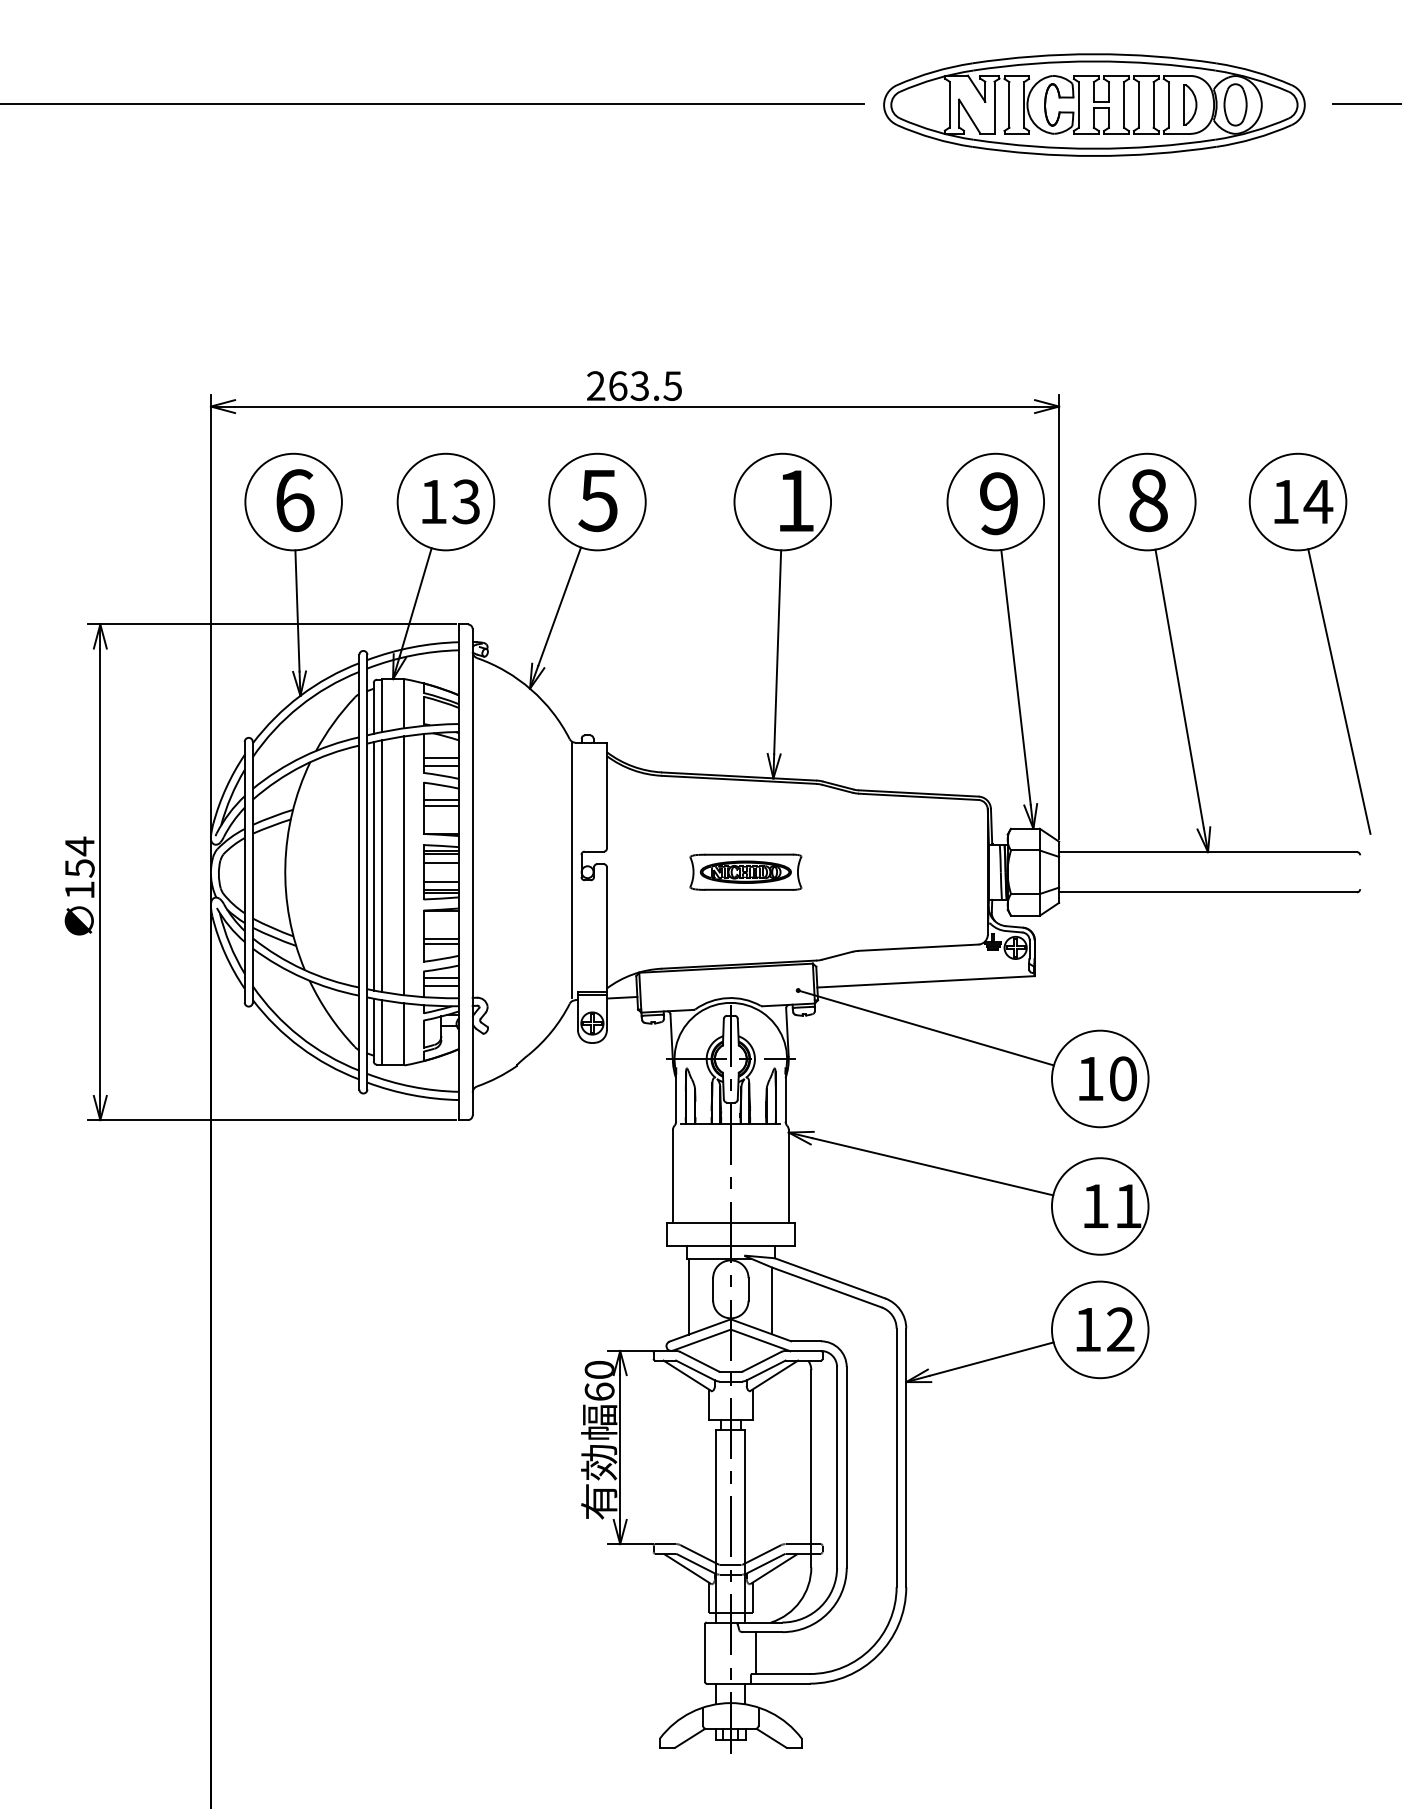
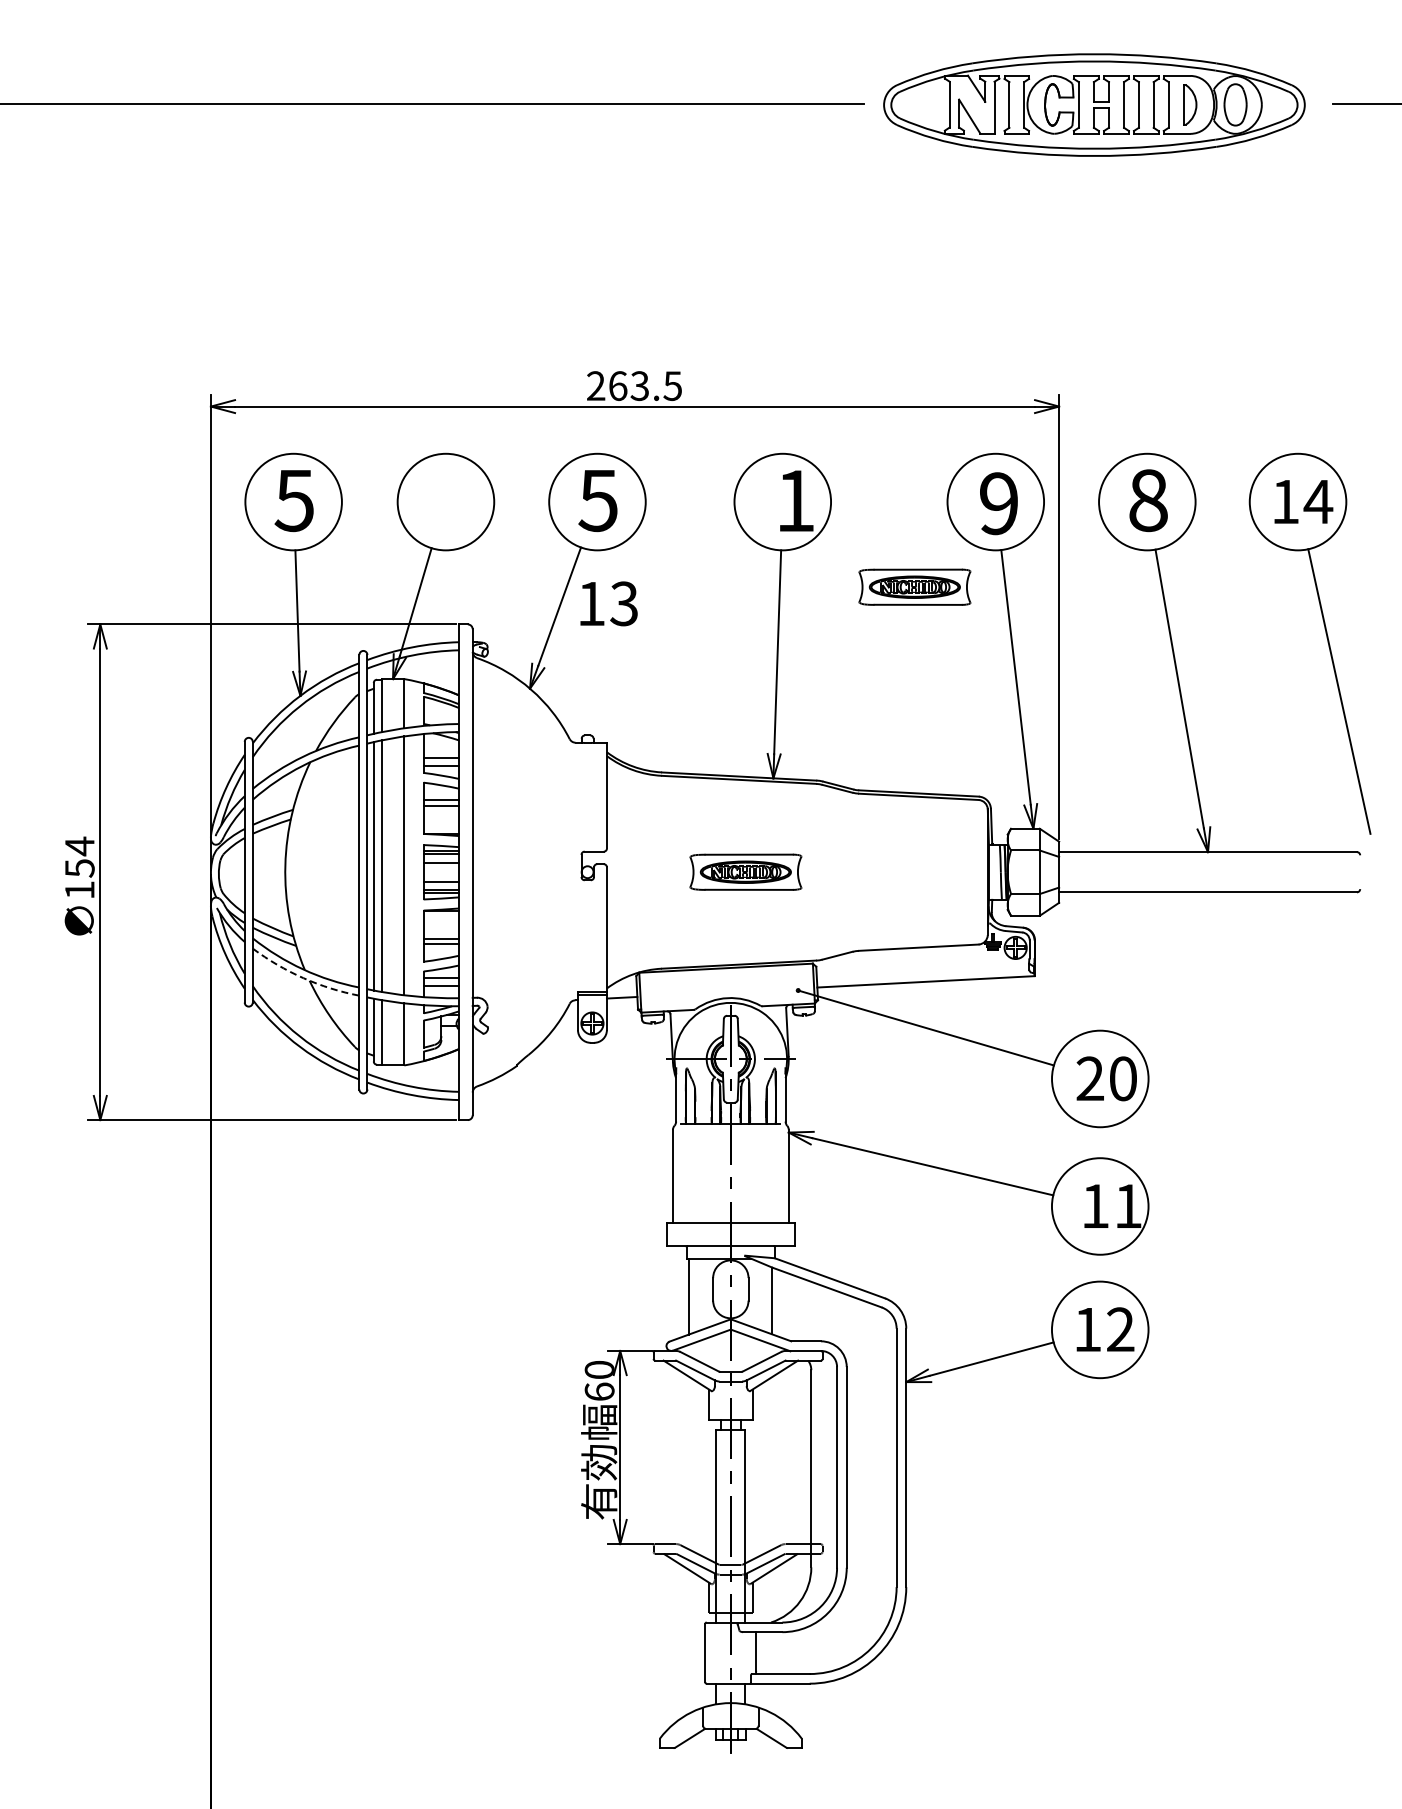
text: 6 -> 5 (294, 500)
text position: (450, 501) -> (608, 603) (608, 603)
part: none -> present (914, 586)
line: present -> none (571, 869)
arc: solid -> dashed (303, 978)
text: 10 -> 20 (1089, 1078)
